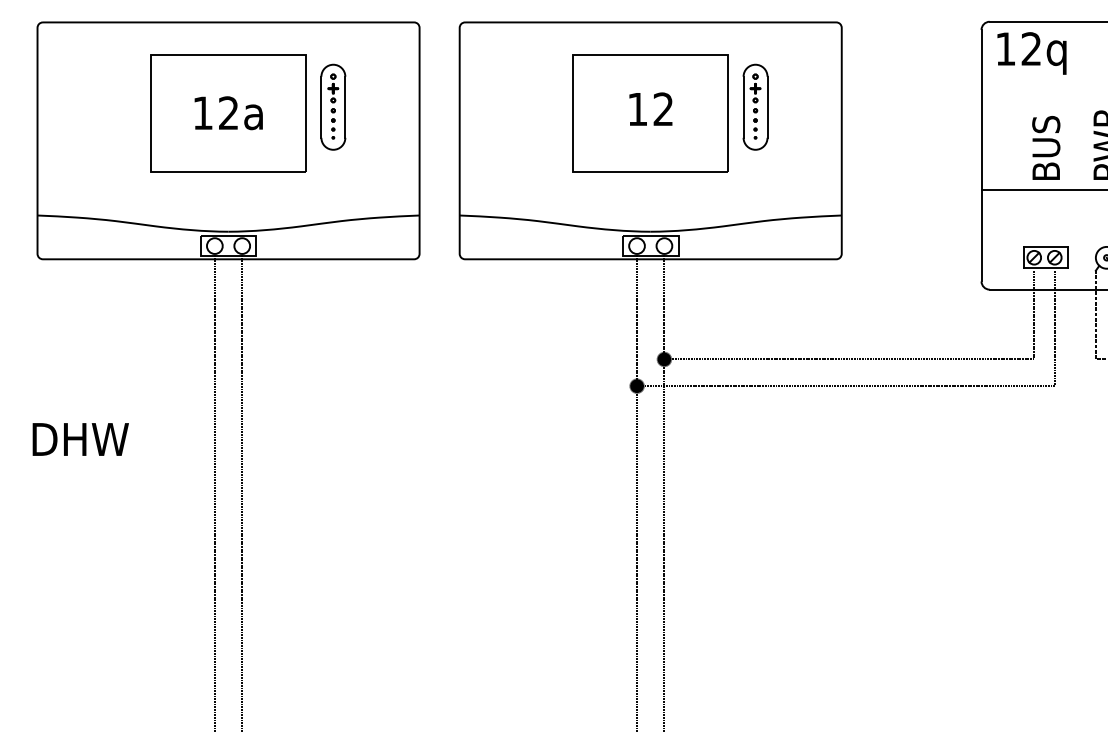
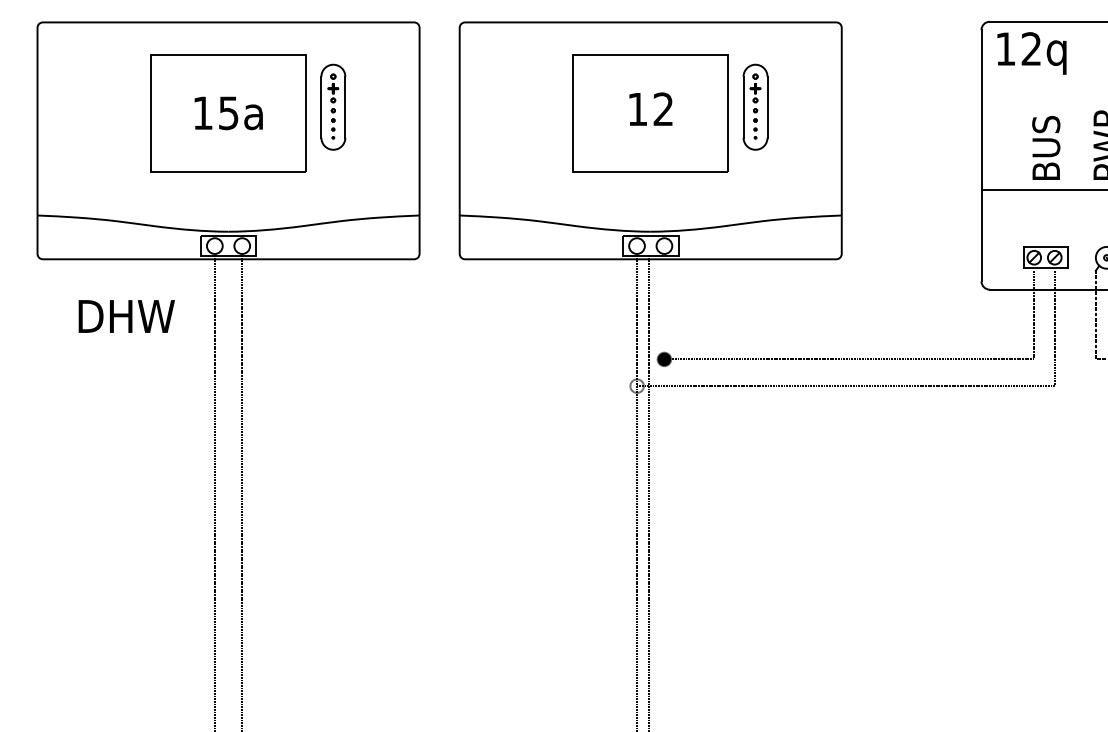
text: 12a -> 15a (228, 113)
fill: present -> none (636, 385)
text position: (80, 439) -> (126, 316) (126, 316)
line position: (664, 490) -> (649, 490) (649, 490)
